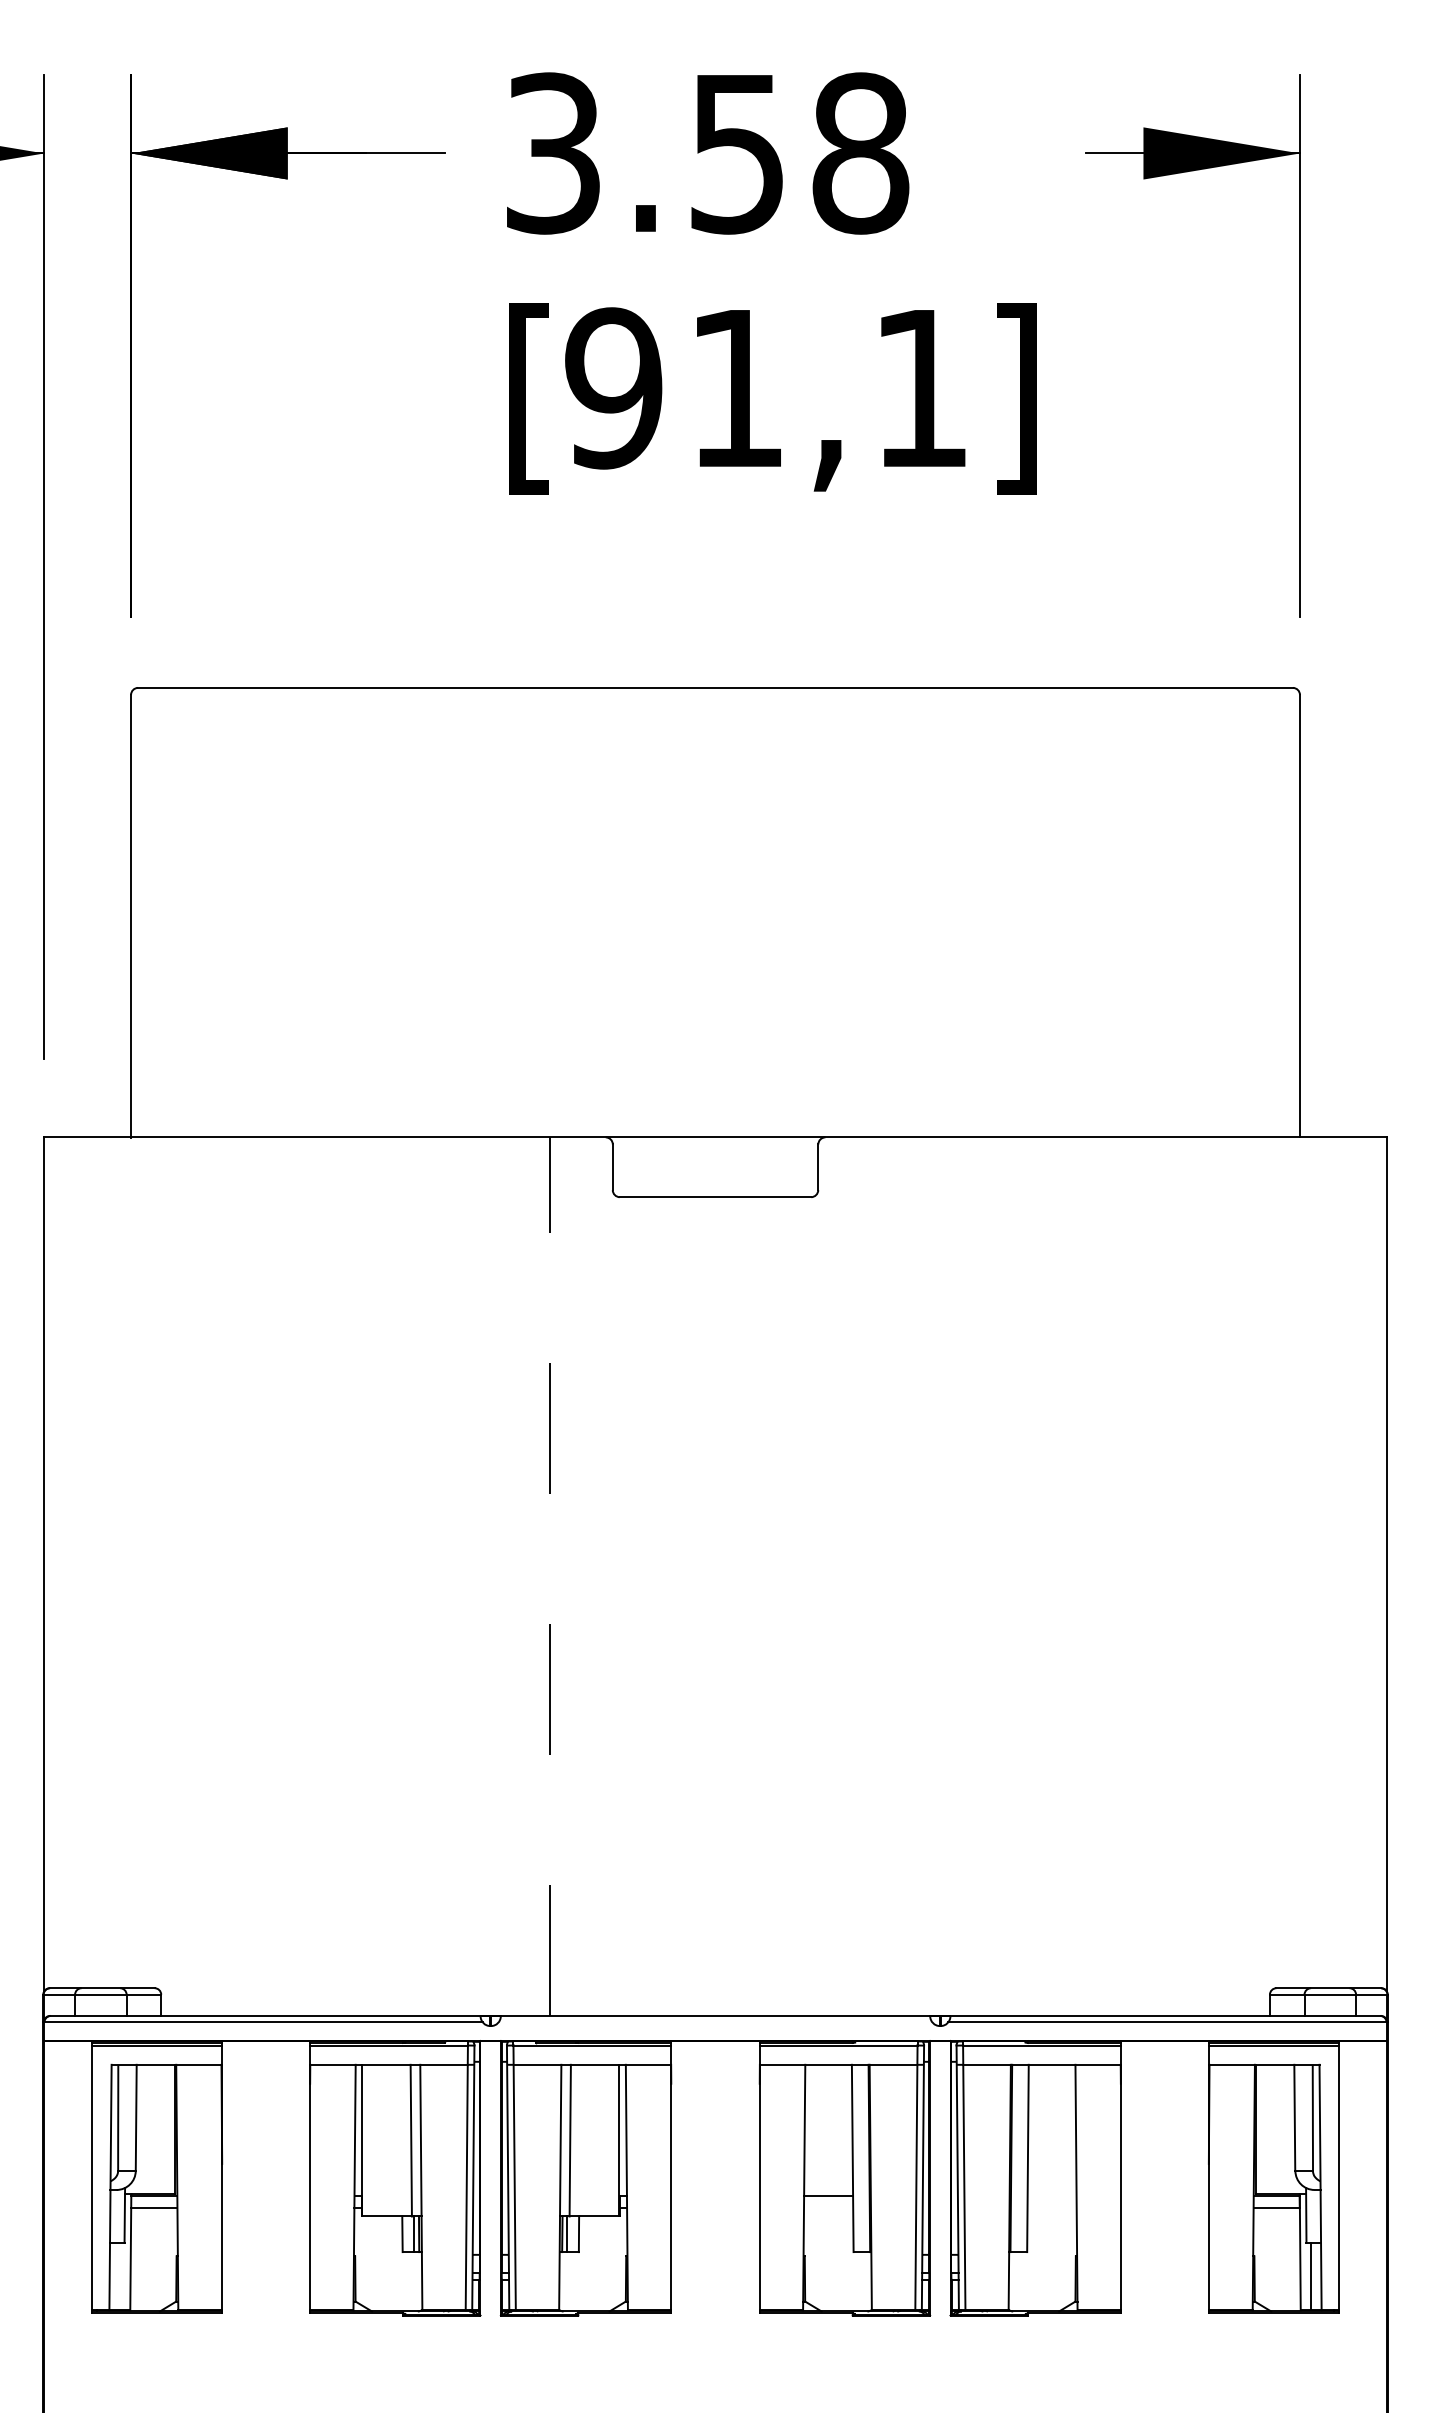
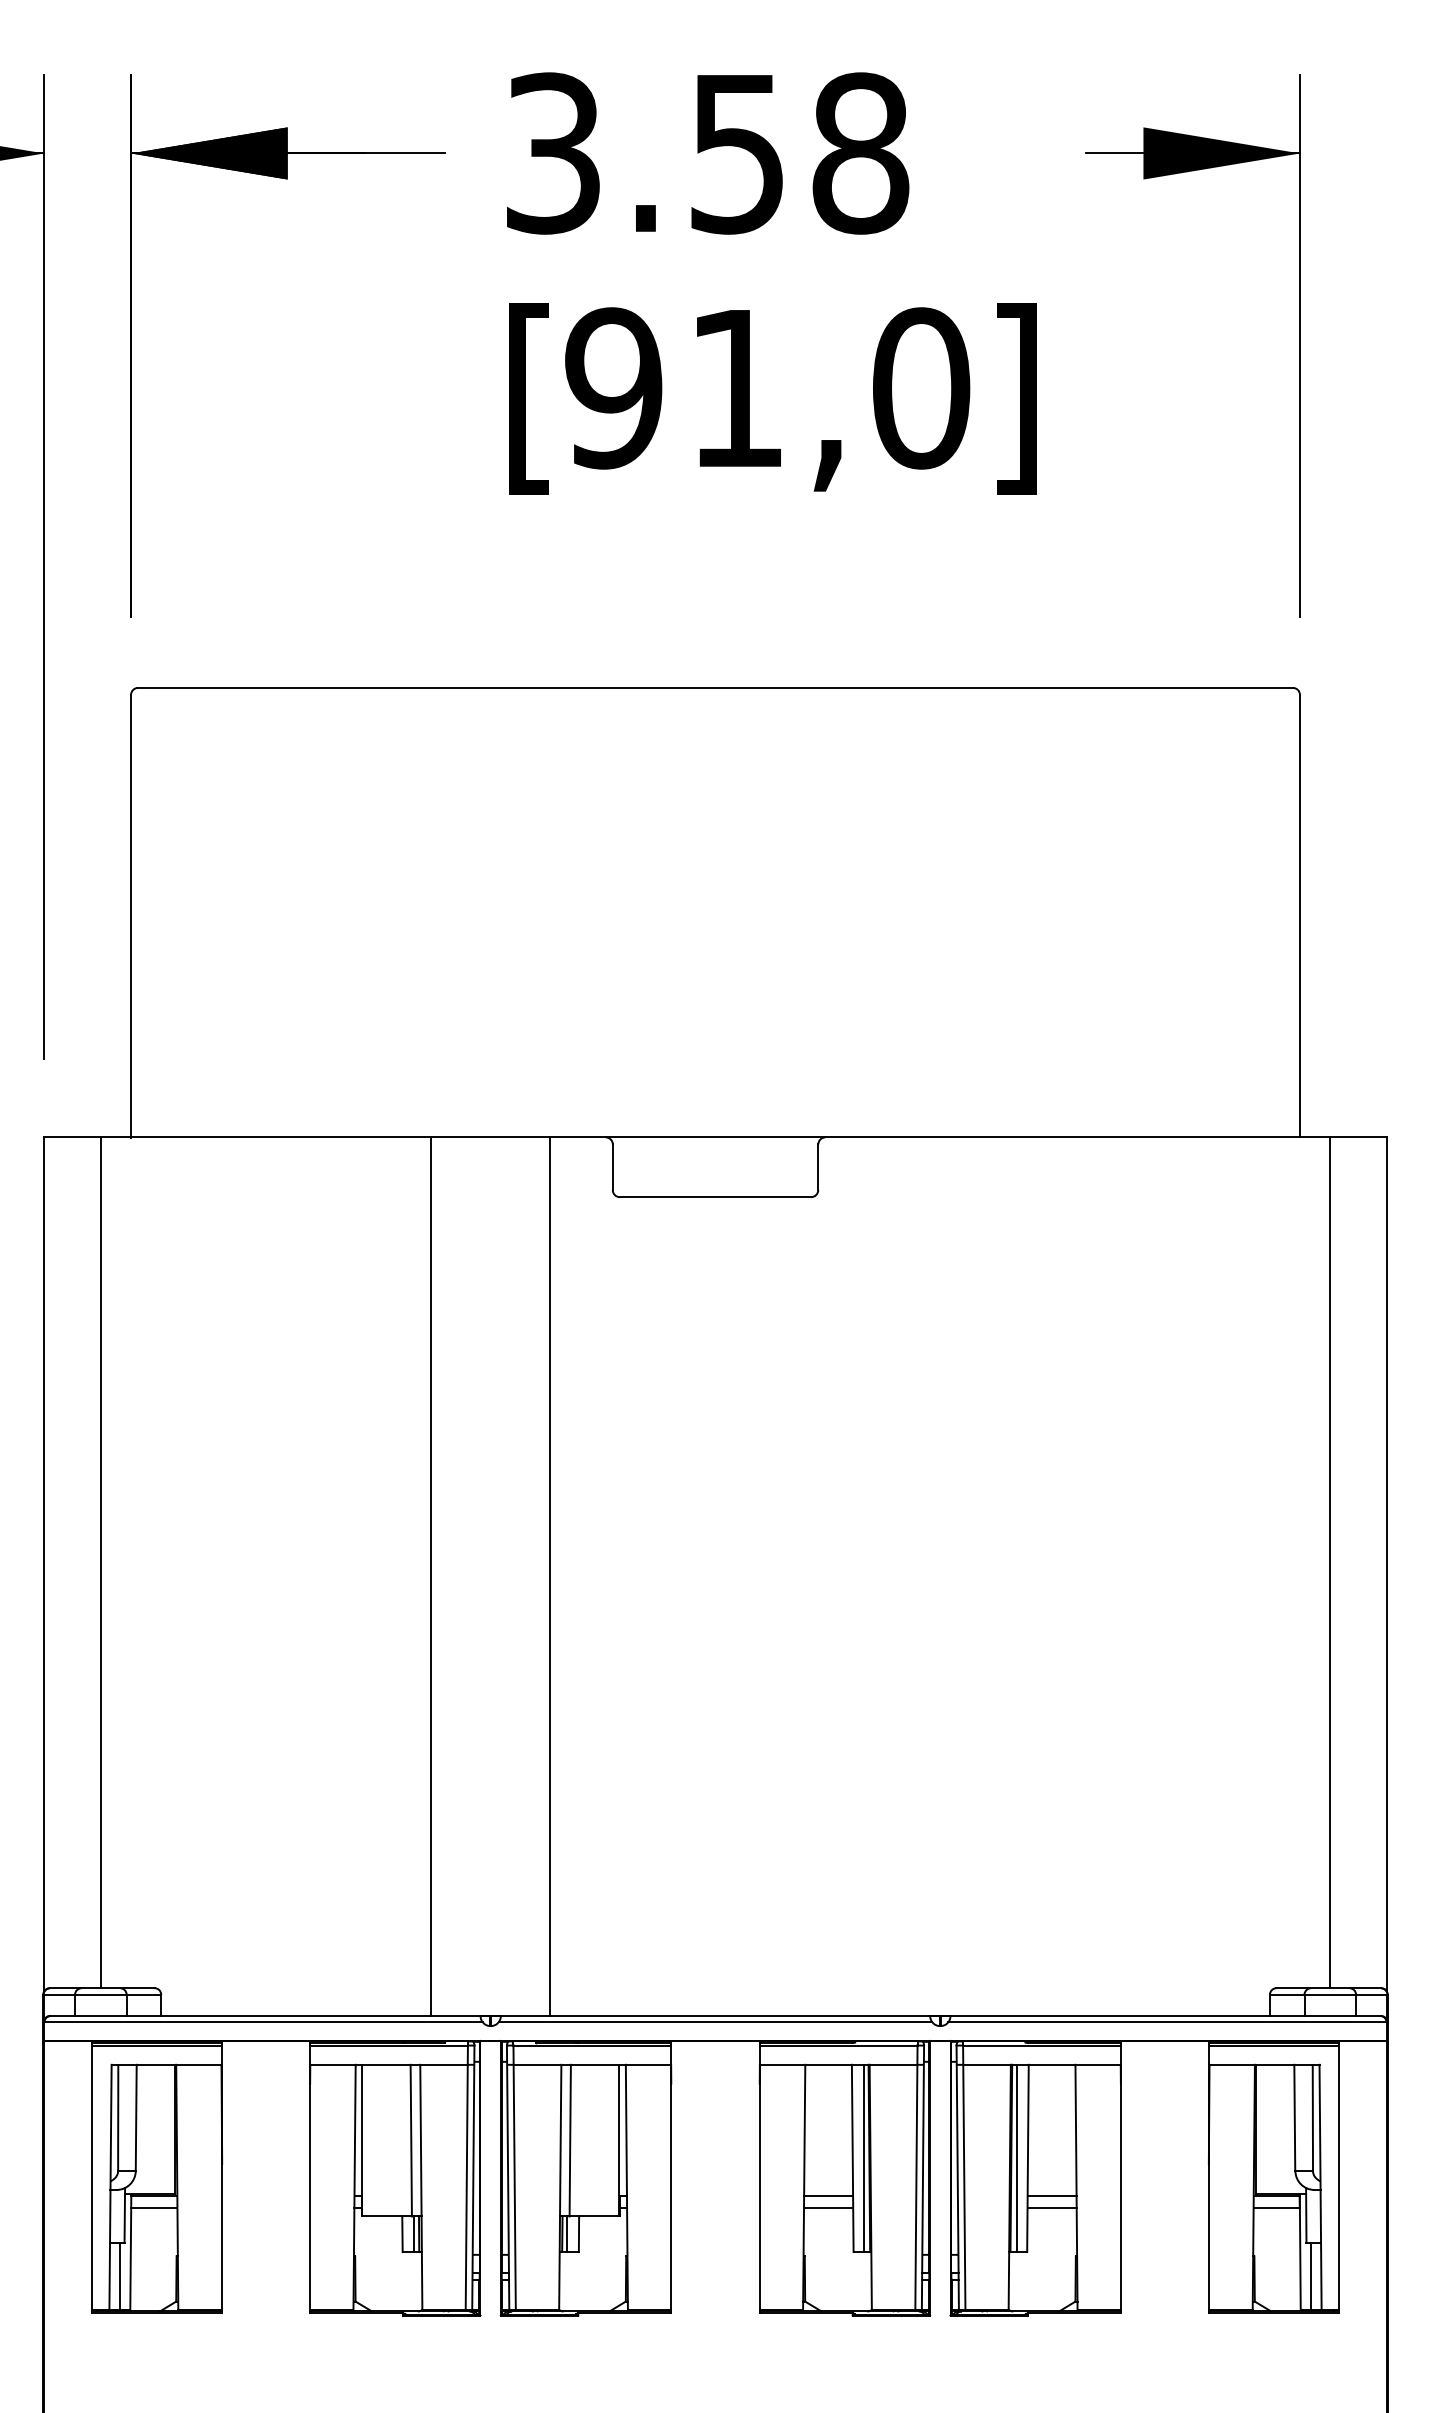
text: 91,1 -> 91,0 (921, 388)
line: none -> present (100, 1562)
line: none -> present (1330, 1562)
line: none -> present (431, 1576)
line: dashed -> solid (550, 1576)
line: none -> present (715, 2022)
line: none -> present (863, 2158)
line: none -> present (1017, 2158)
line: none -> present (1051, 2195)
line: none -> present (828, 2207)
line: none -> present (1051, 2208)
line: none -> present (120, 2276)
